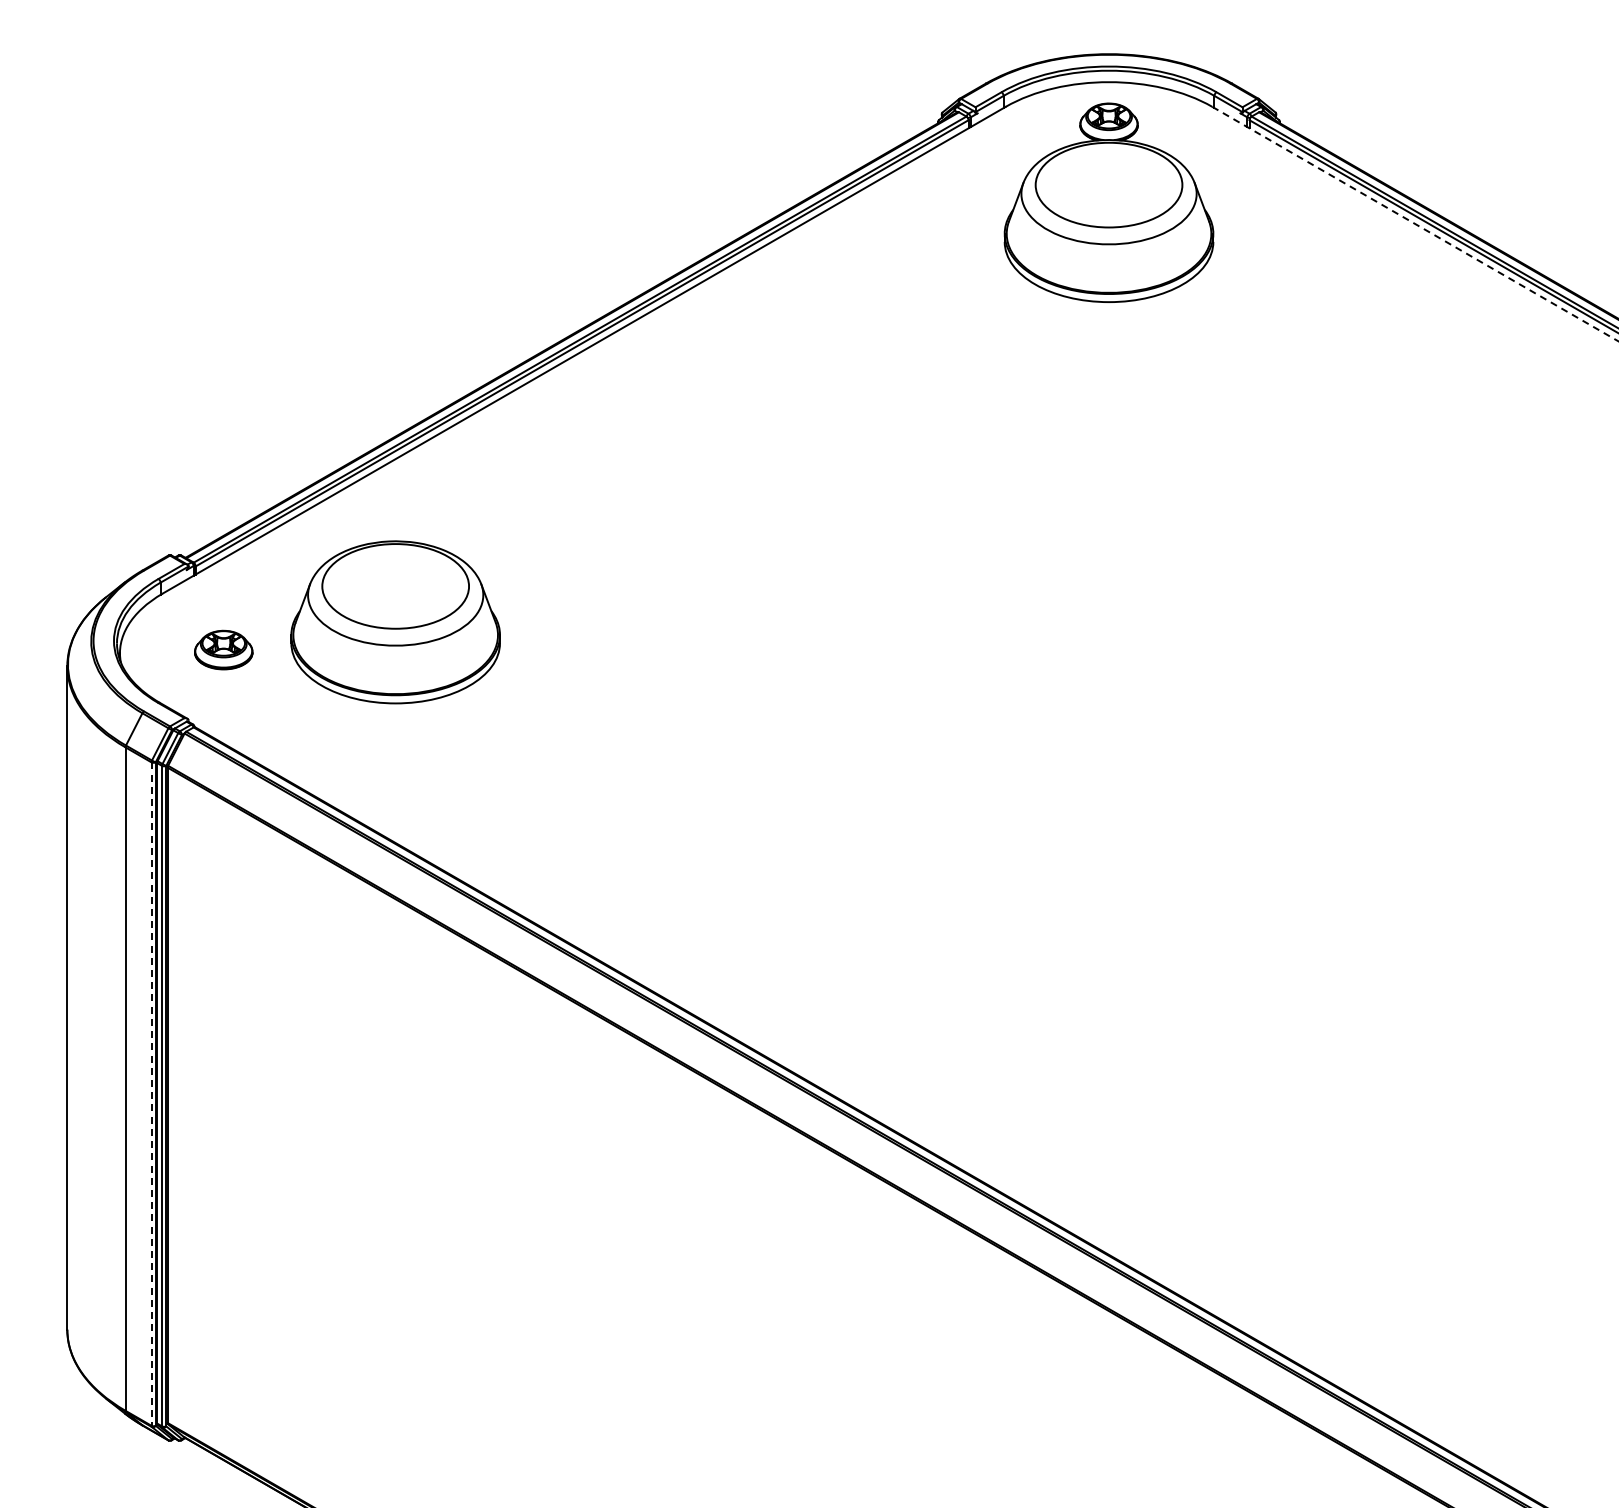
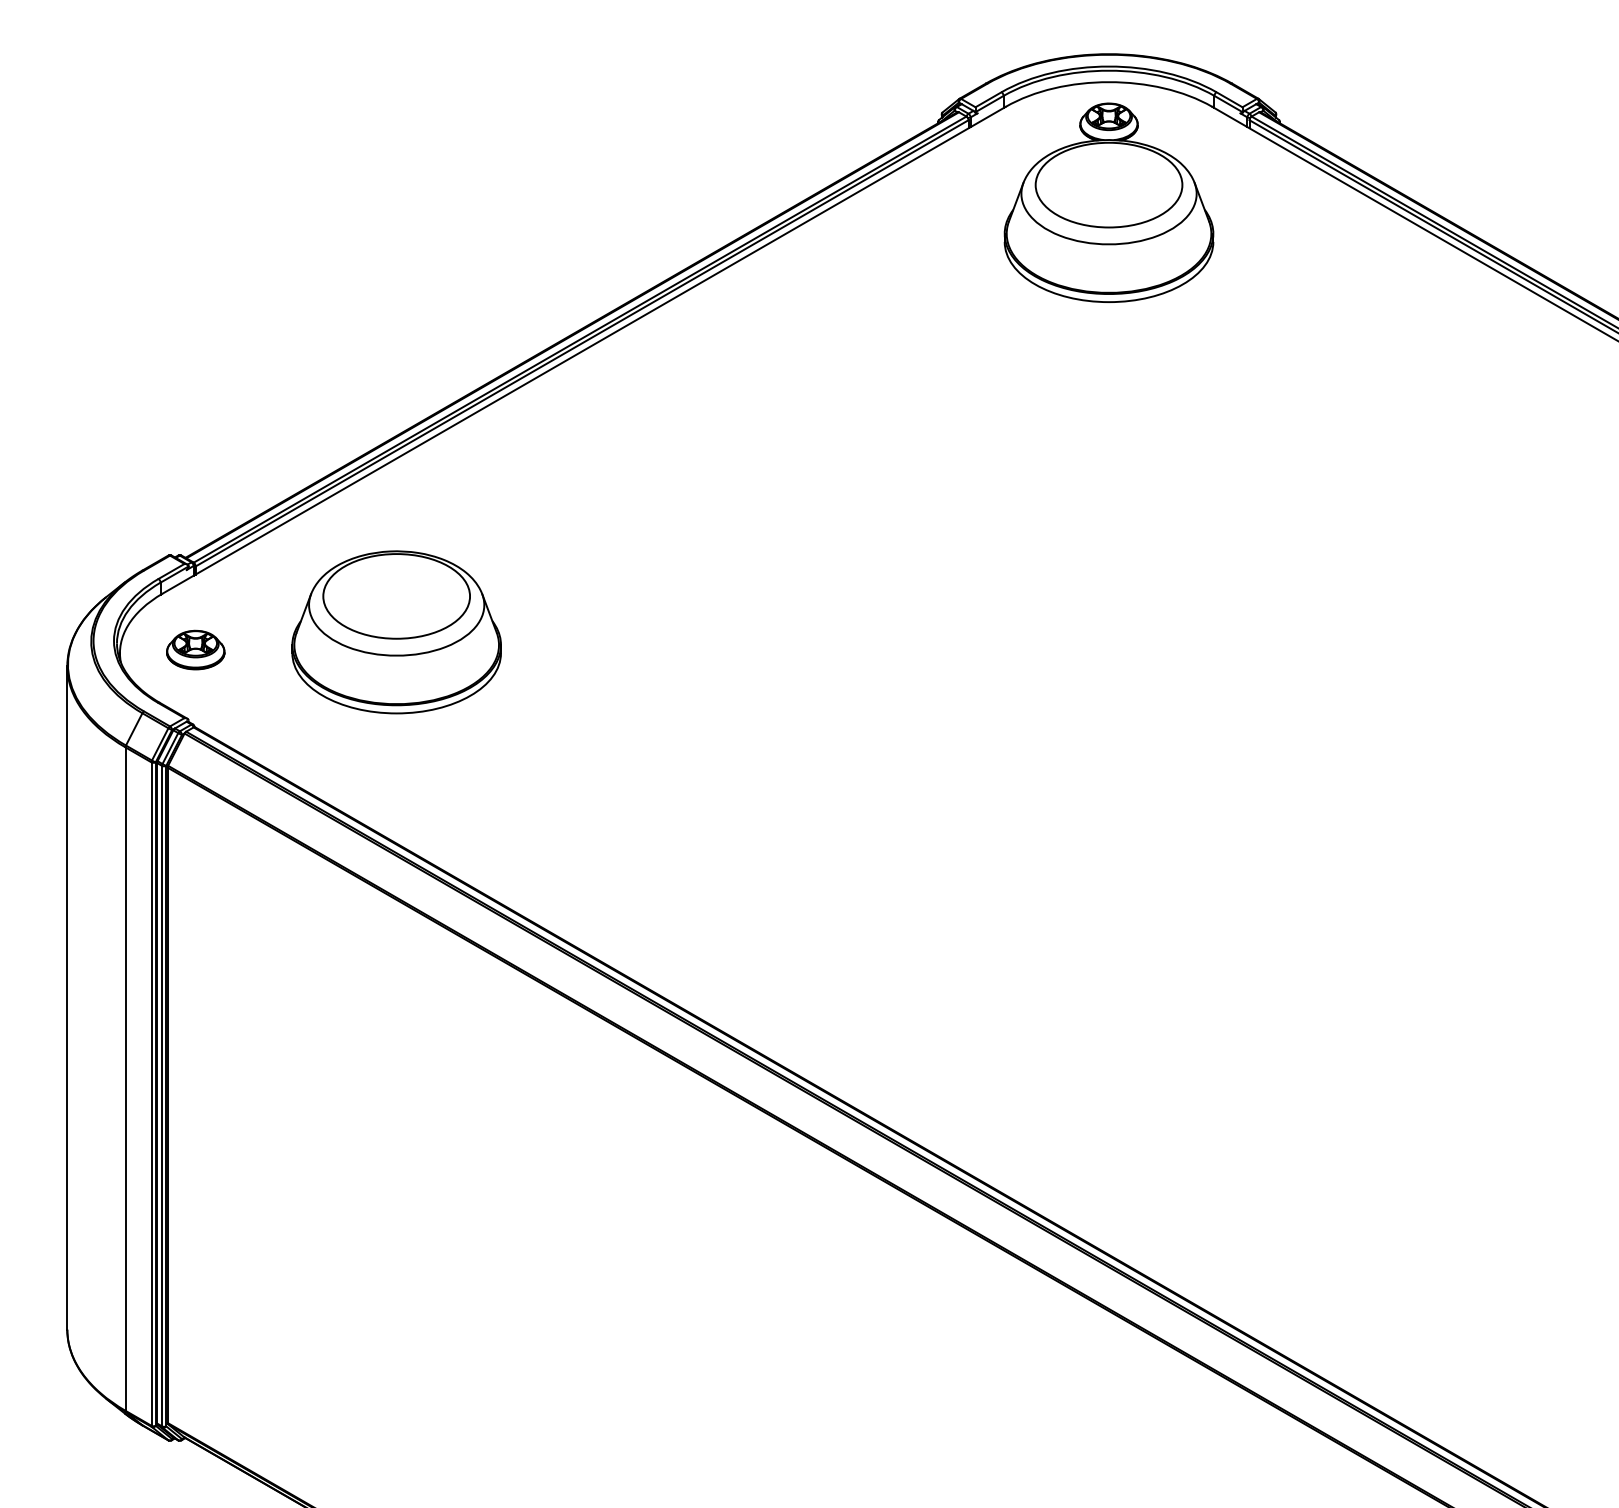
line: dashed -> solid (1415, 224)
part position: (395, 622) -> (396, 632) (396, 632)
part position: (223, 649) -> (195, 649) (195, 649)
line: dashed -> solid (151, 1094)
